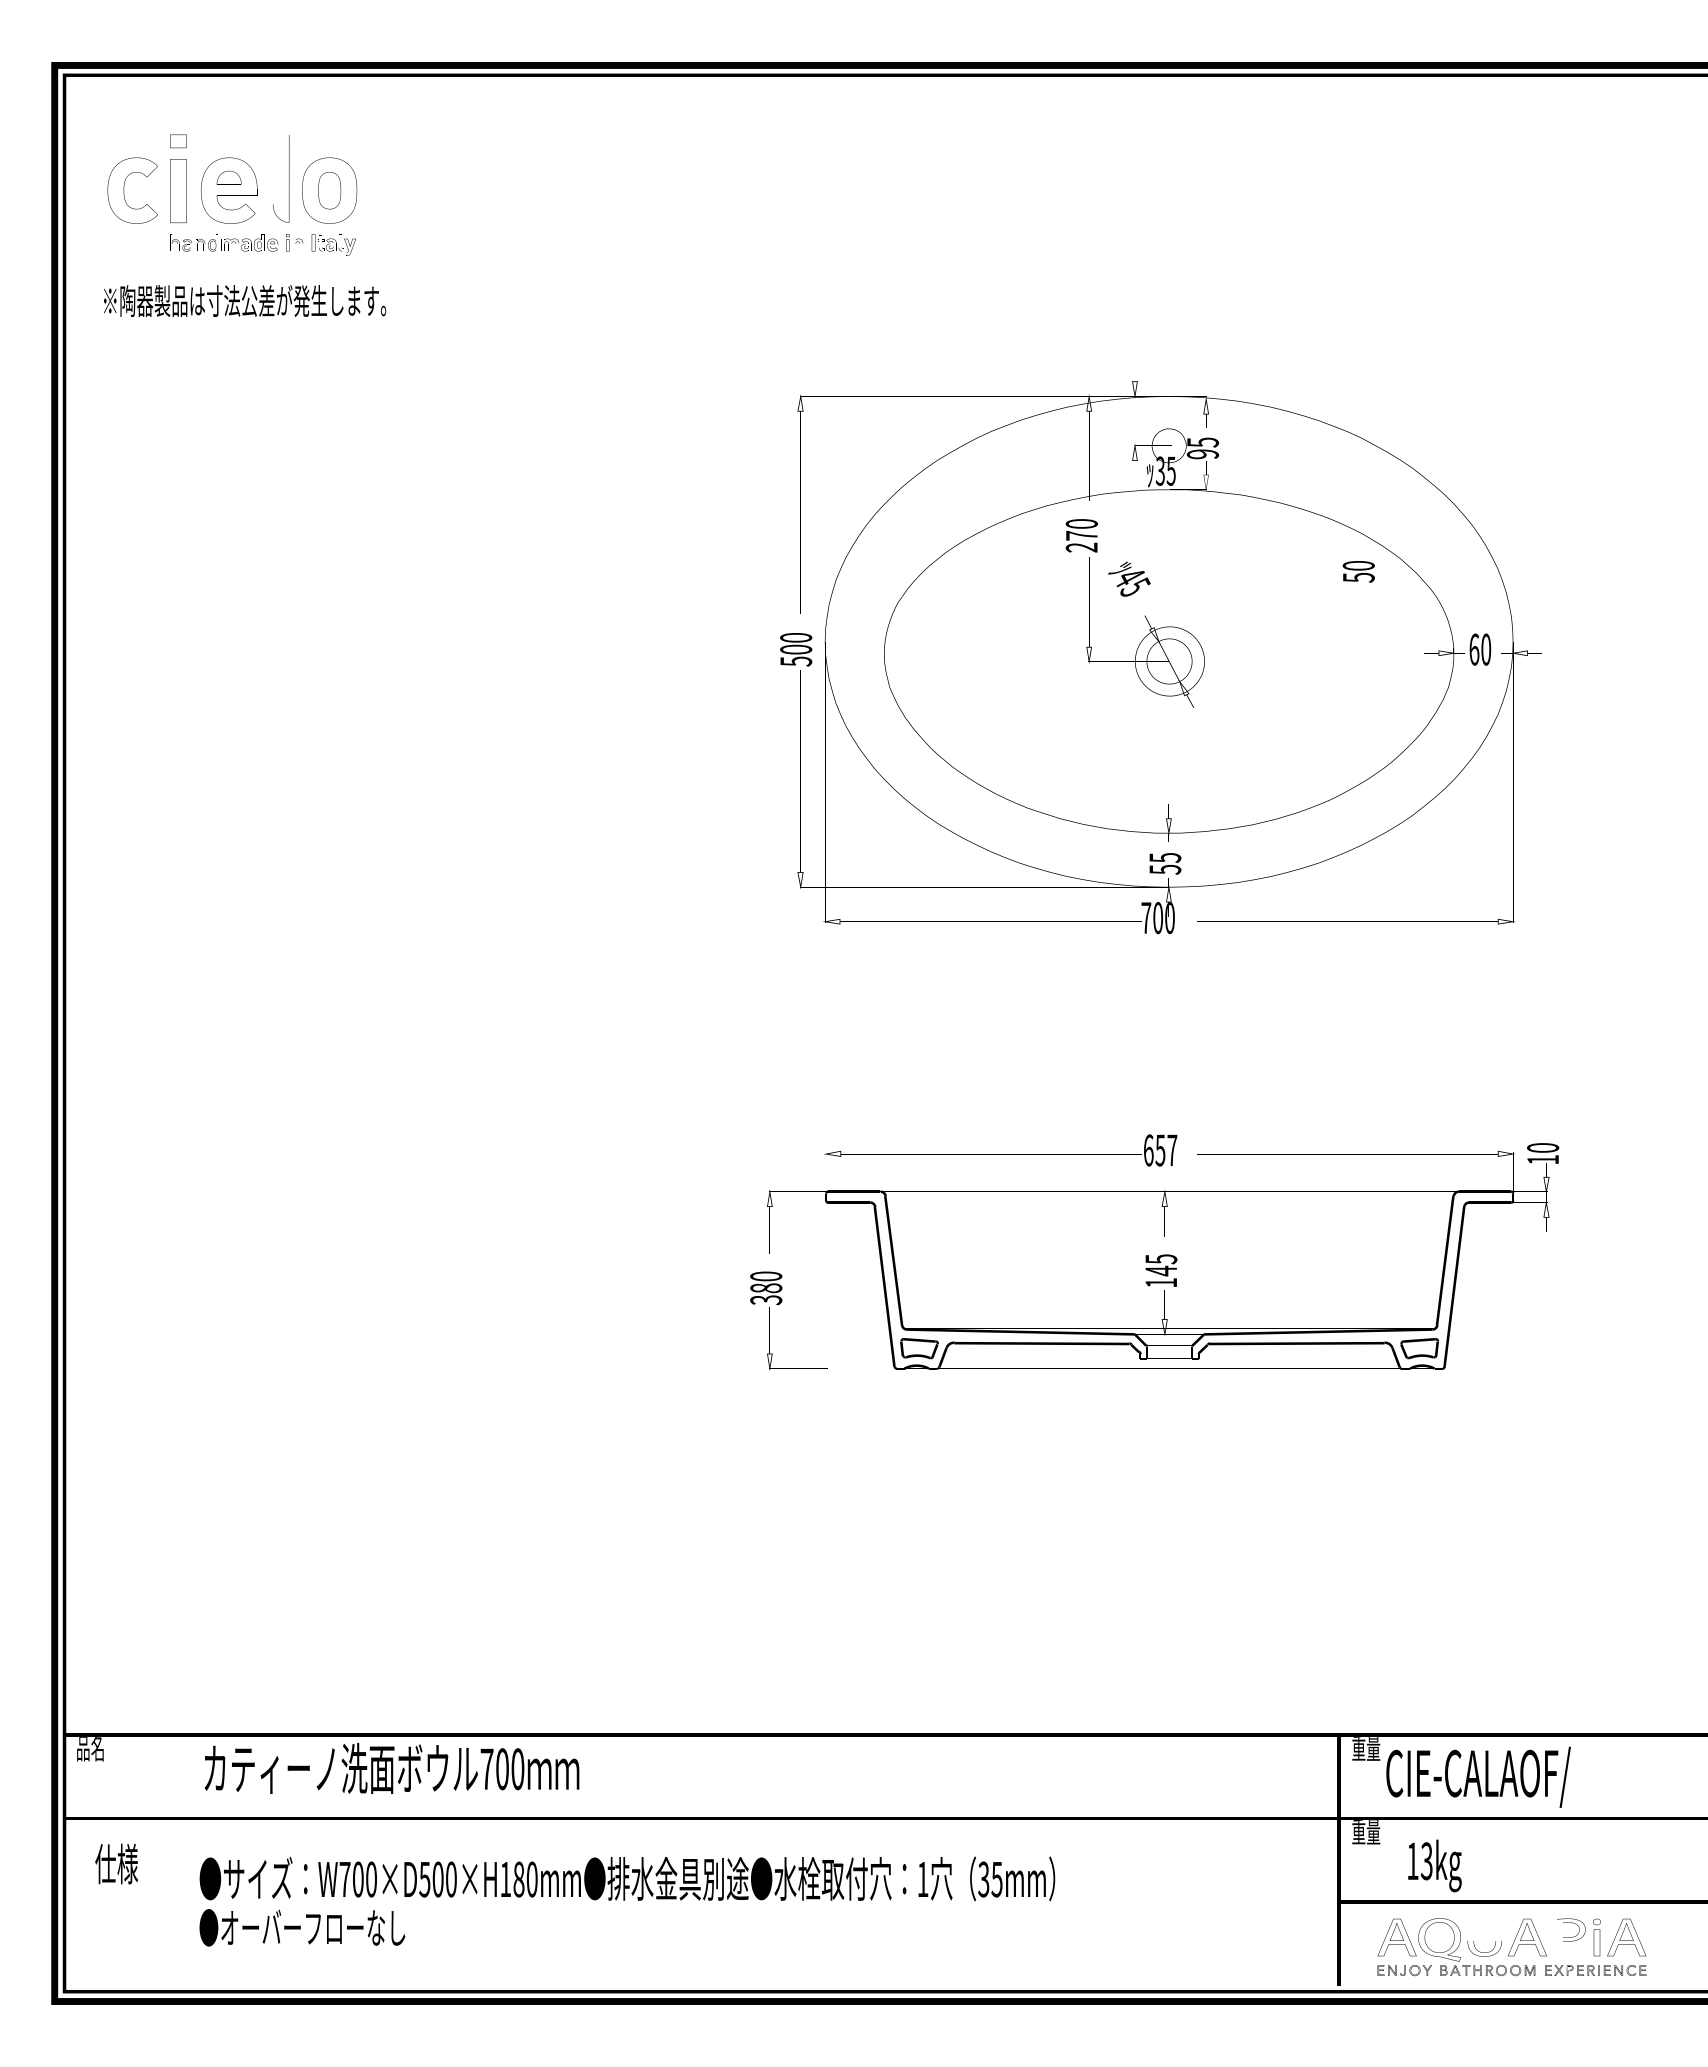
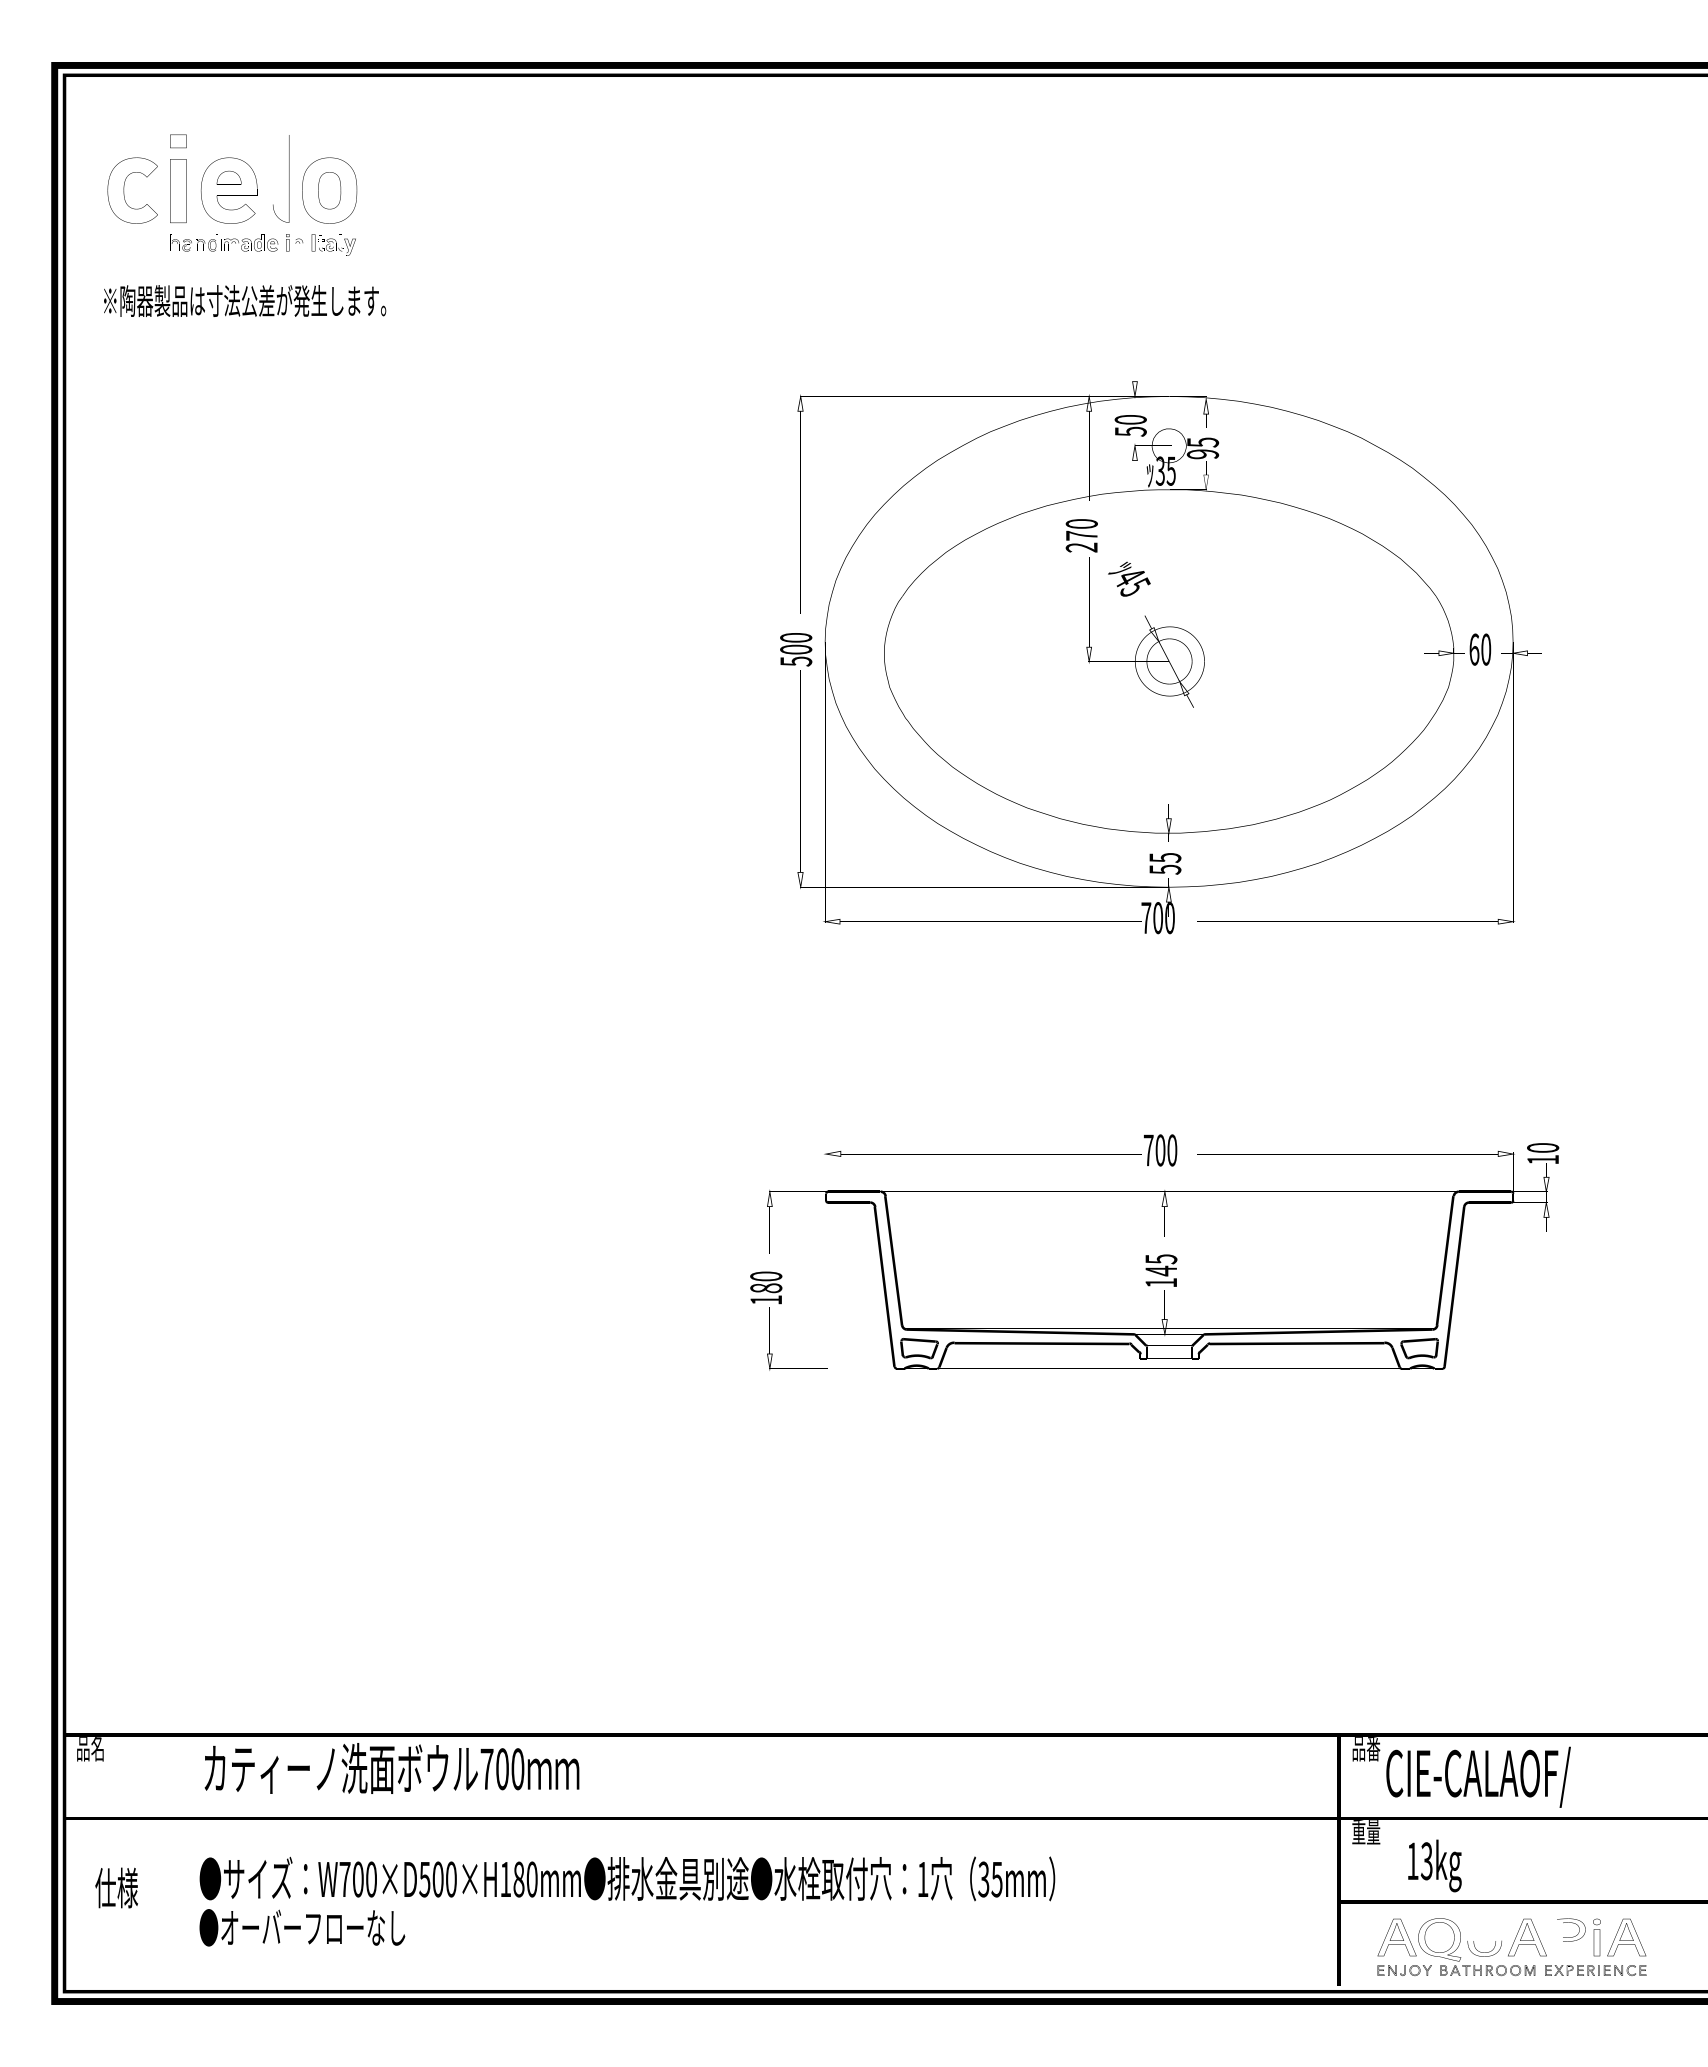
text position: (1358, 571) -> (1130, 425) (1130, 425)
text: 657 -> 700 (1160, 1150)
text: 380 -> 180 (766, 1300)
text: 重量 -> 品番 (1366, 1749)
text position: (116, 1863) -> (116, 1887) (116, 1887)
